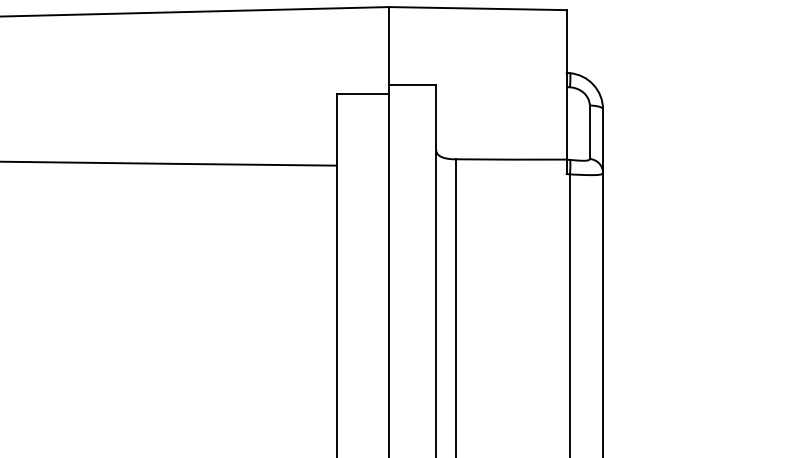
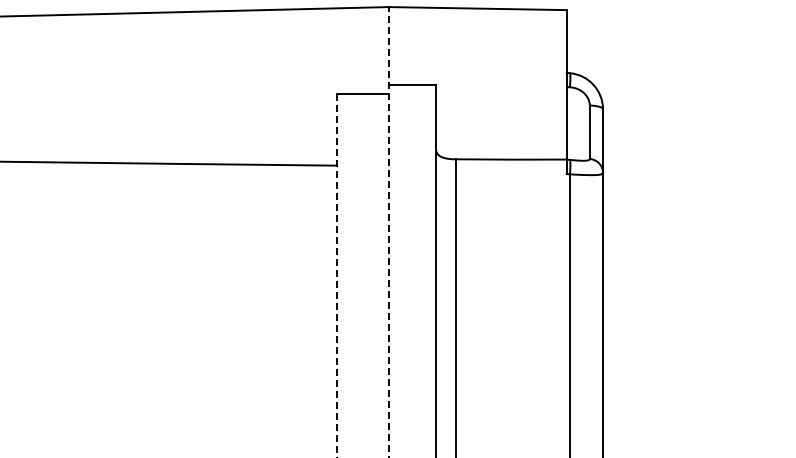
line: solid -> dashed (388, 232)
line: solid -> dashed (336, 276)
